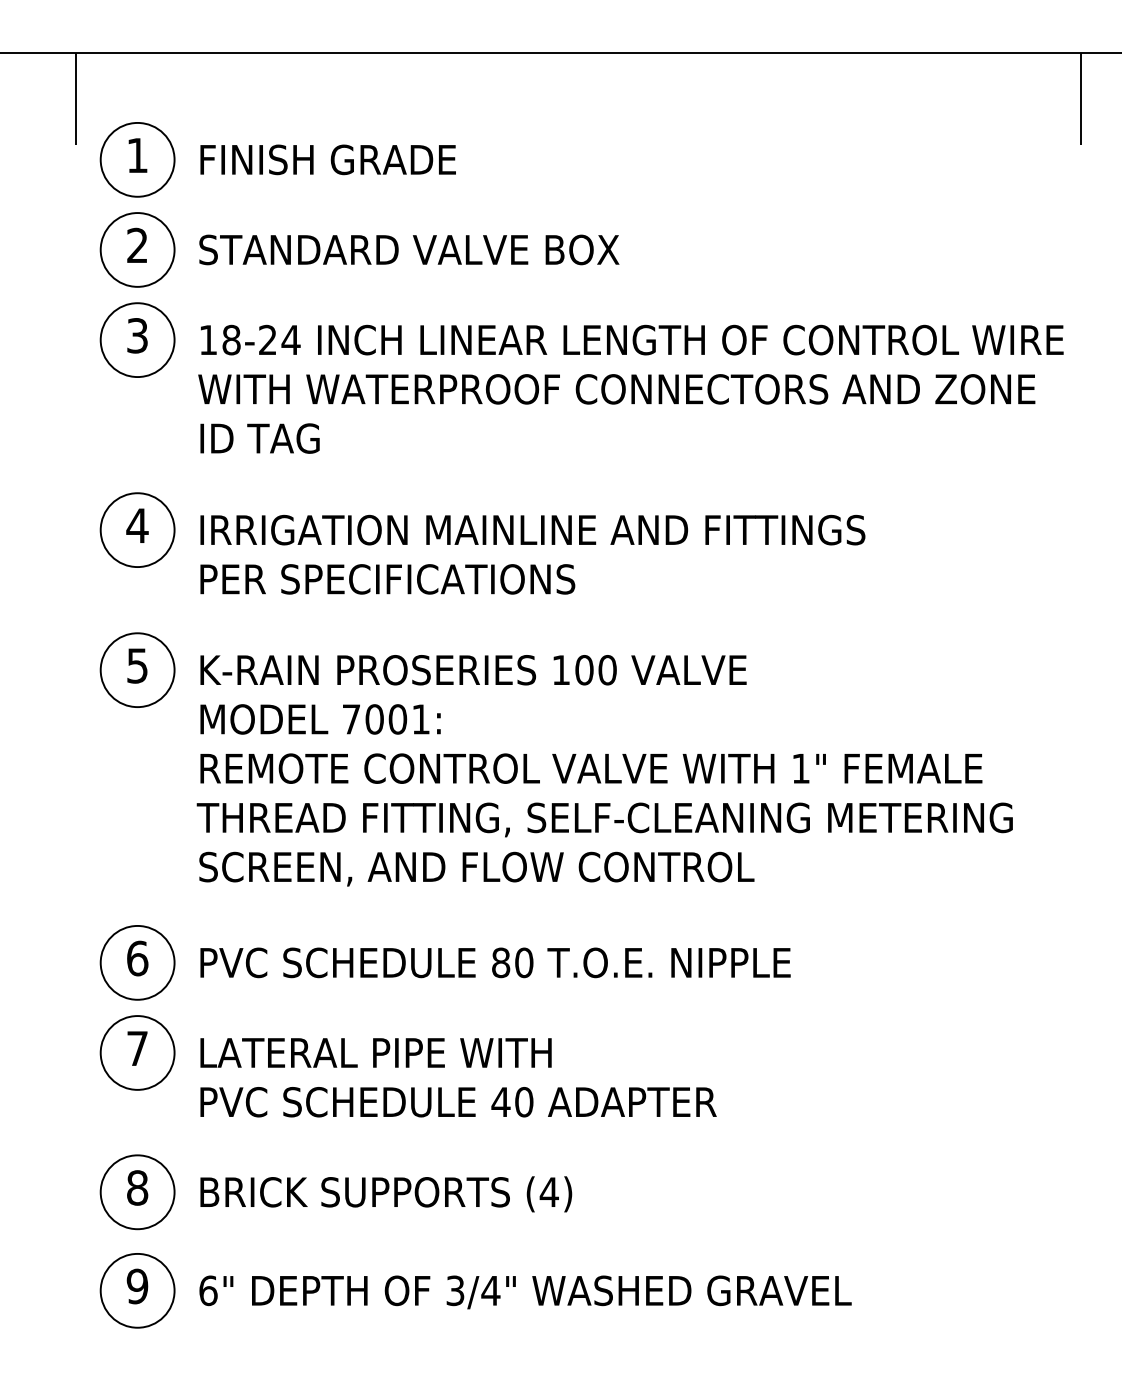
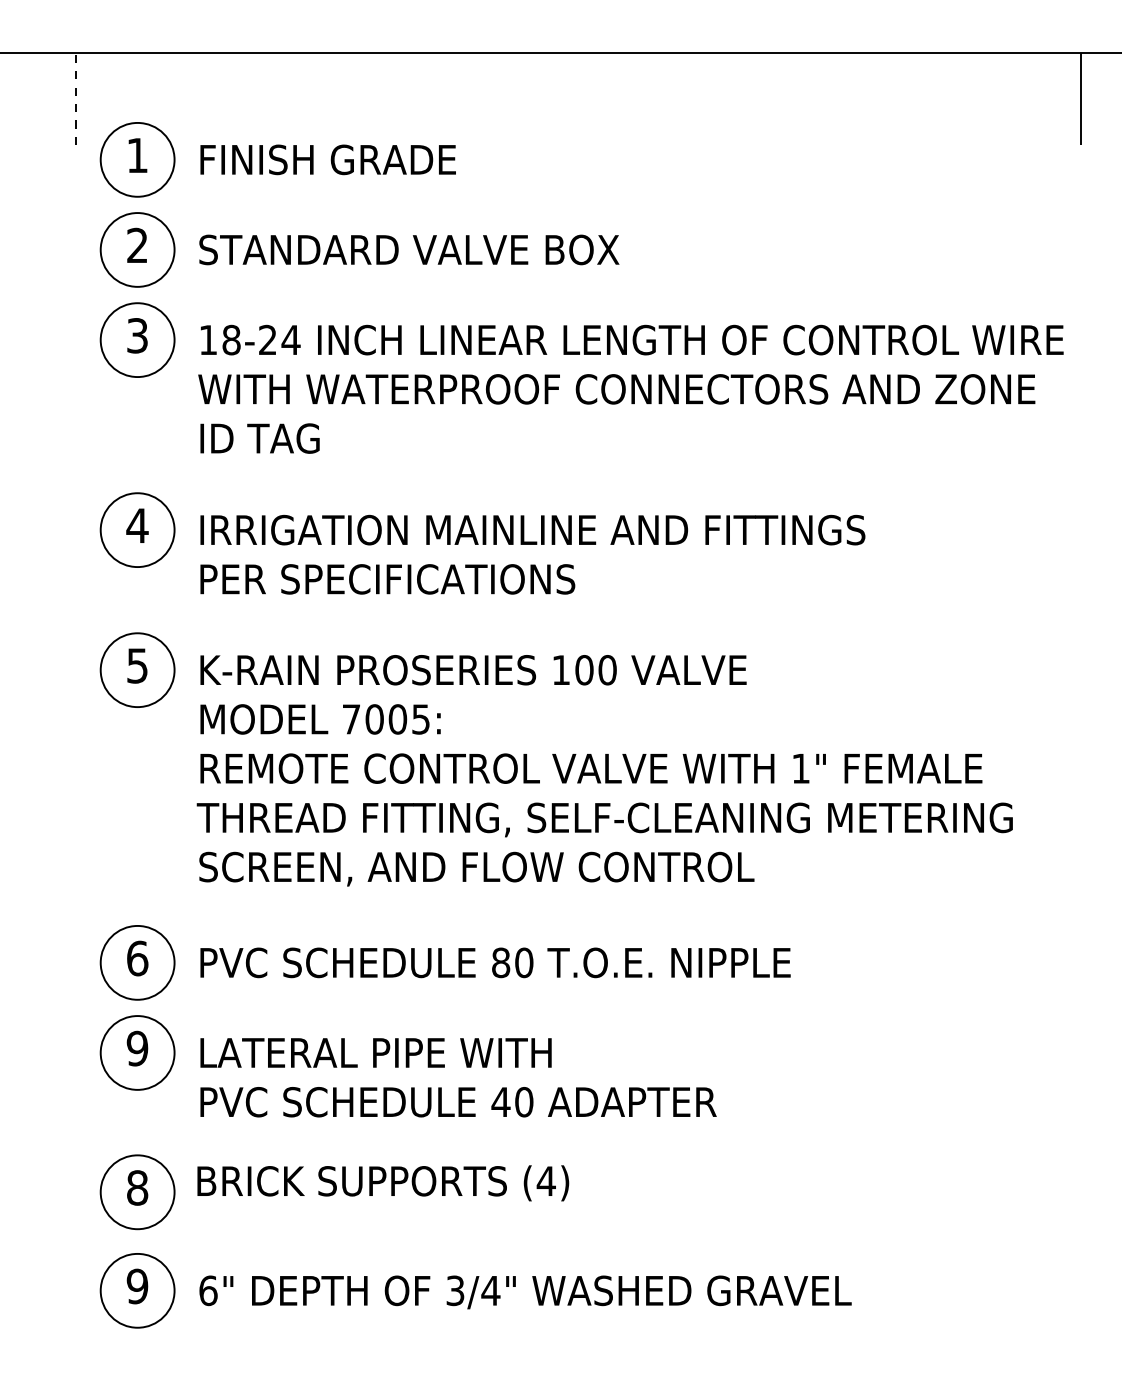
line: solid -> dashed (76, 98)
text: 7001:^JREMOTE -> 7005:^JREMOTE (420, 719)
text: 7 -> 9 (137, 1048)
text position: (386, 1194) -> (383, 1183) (383, 1183)
